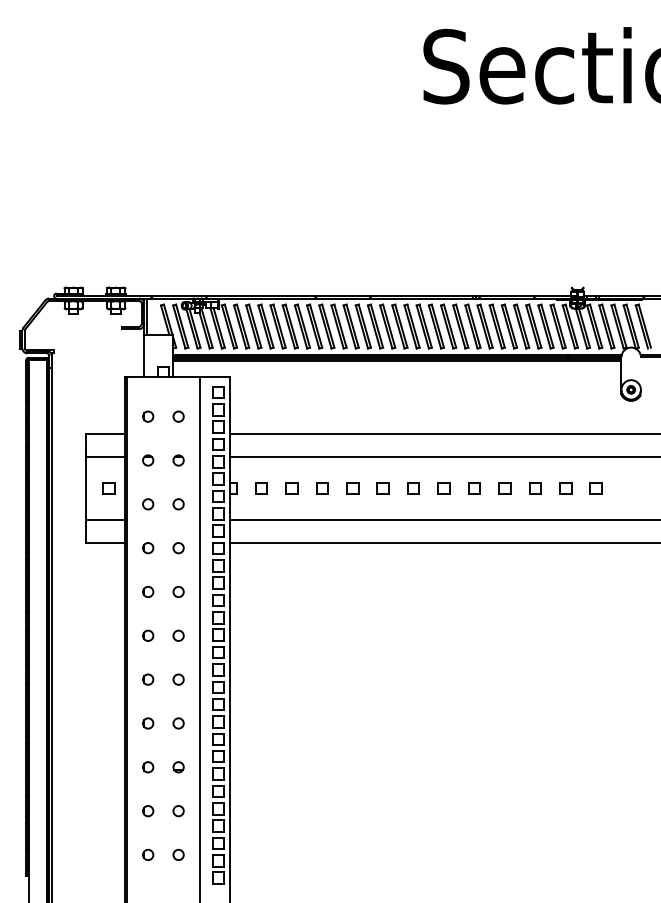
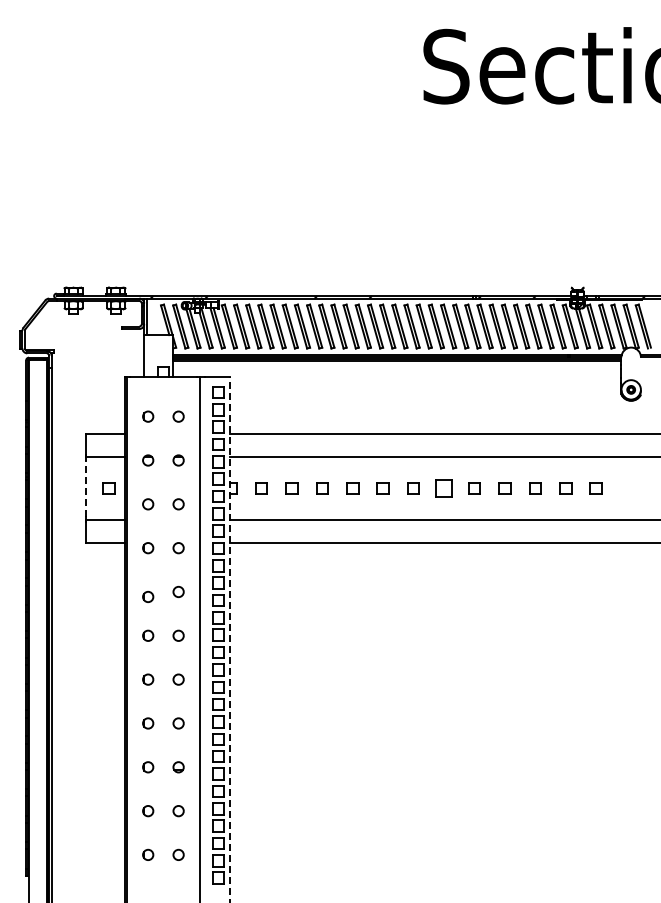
line: solid -> dashed (85, 488)
part size: 14x13 px -> 18x19 px (443, 488)
circle position: (148, 591) -> (148, 596) (148, 596)
line: solid -> dashed (230, 639)
